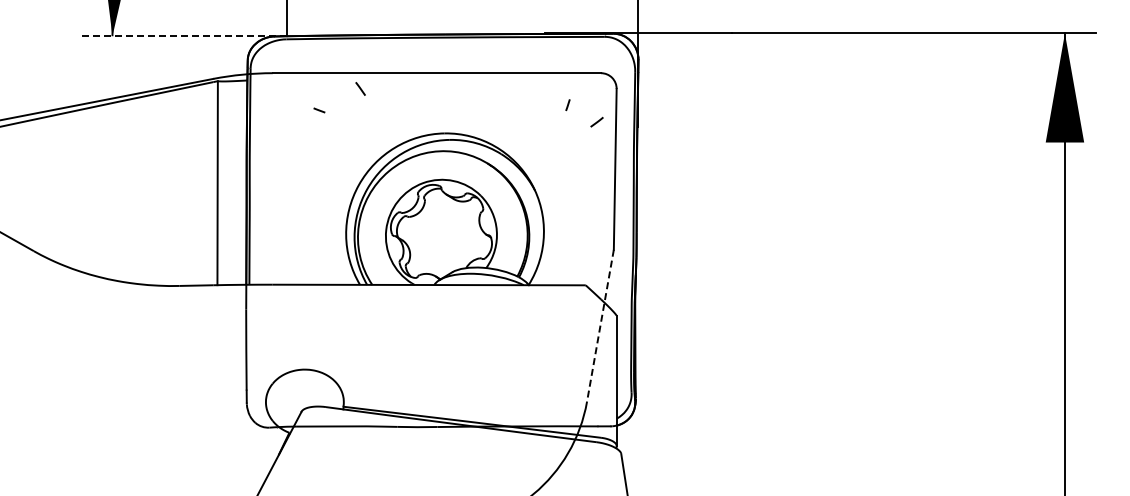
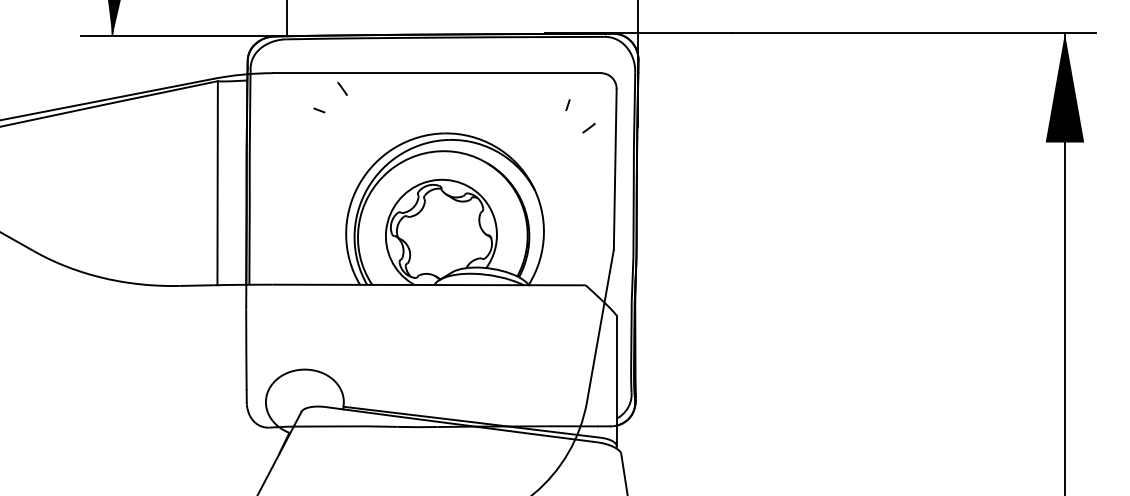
line: dashed -> solid (183, 36)
line position: (360, 88) -> (342, 88) (342, 88)
line position: (596, 121) -> (588, 127) (588, 127)
line: dashed -> solid (600, 326)
